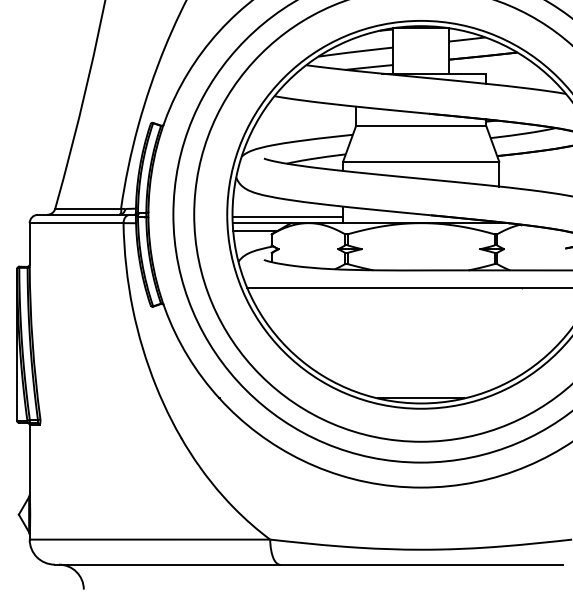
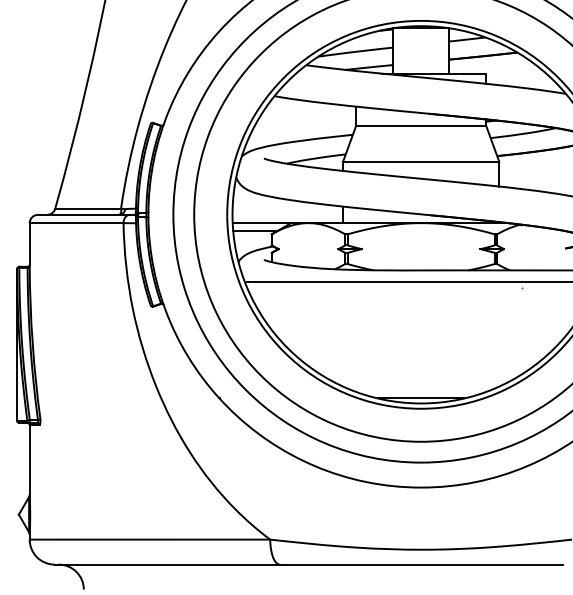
line: present -> none (287, 217)
line position: (408, 288) -> (408, 282) (408, 282)
